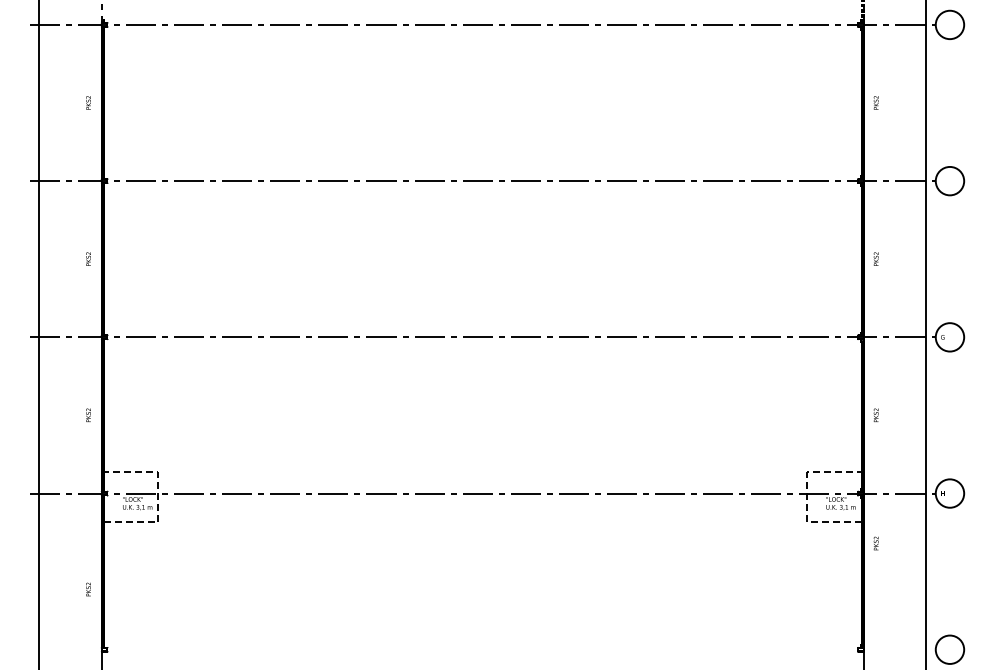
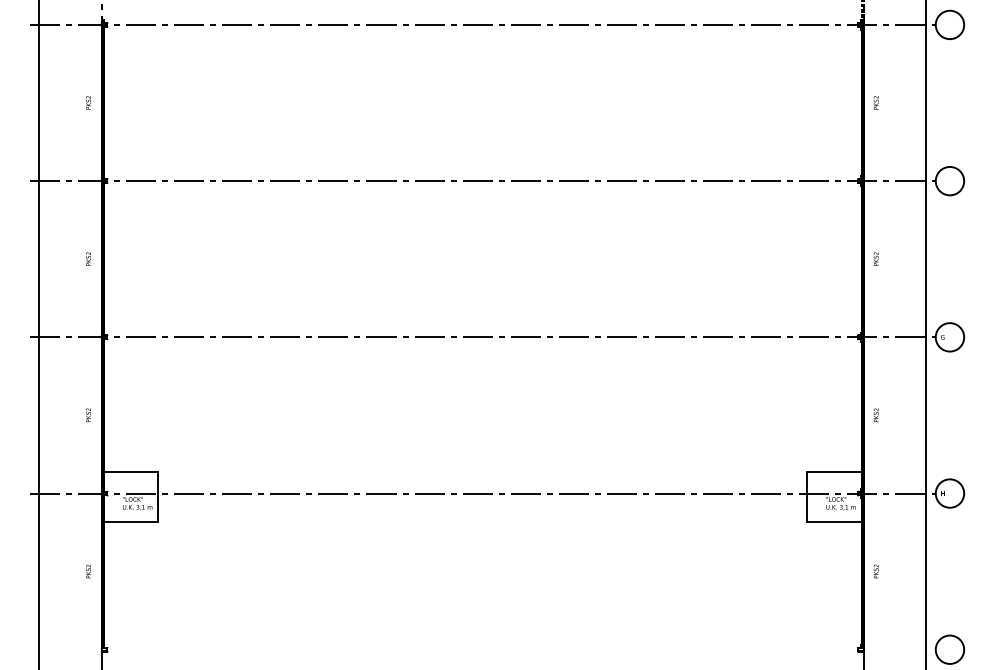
line: dashed -> solid (158, 497)
line: dashed -> solid (807, 497)
text position: (875, 543) -> (875, 571) (875, 571)
text position: (88, 589) -> (88, 571) (88, 571)
